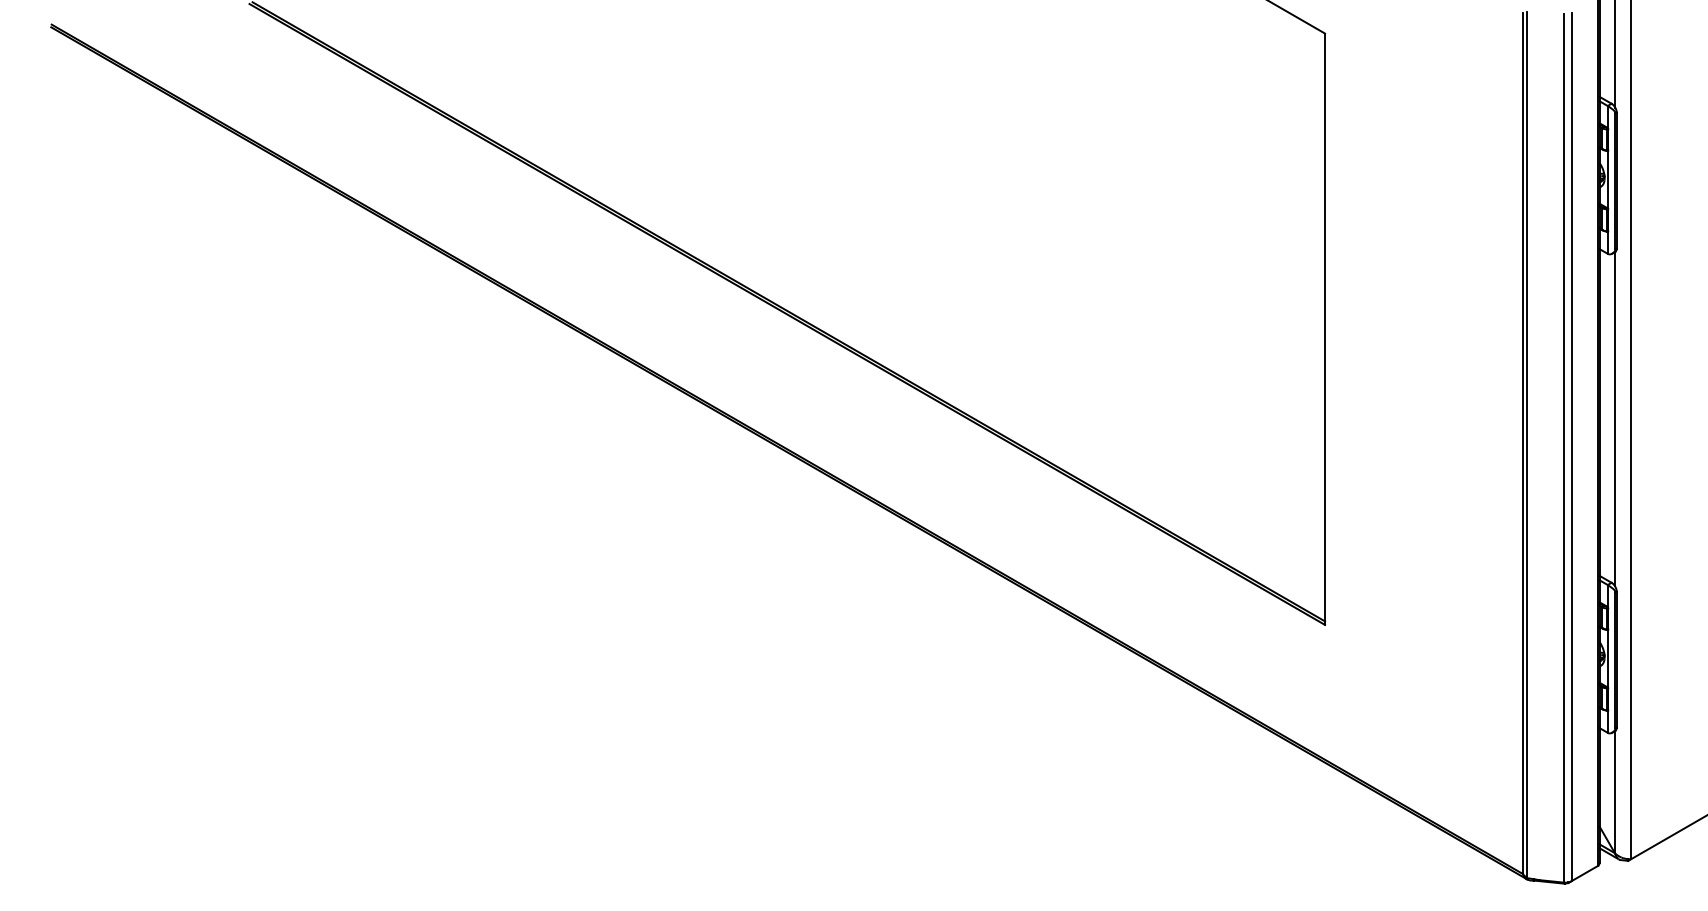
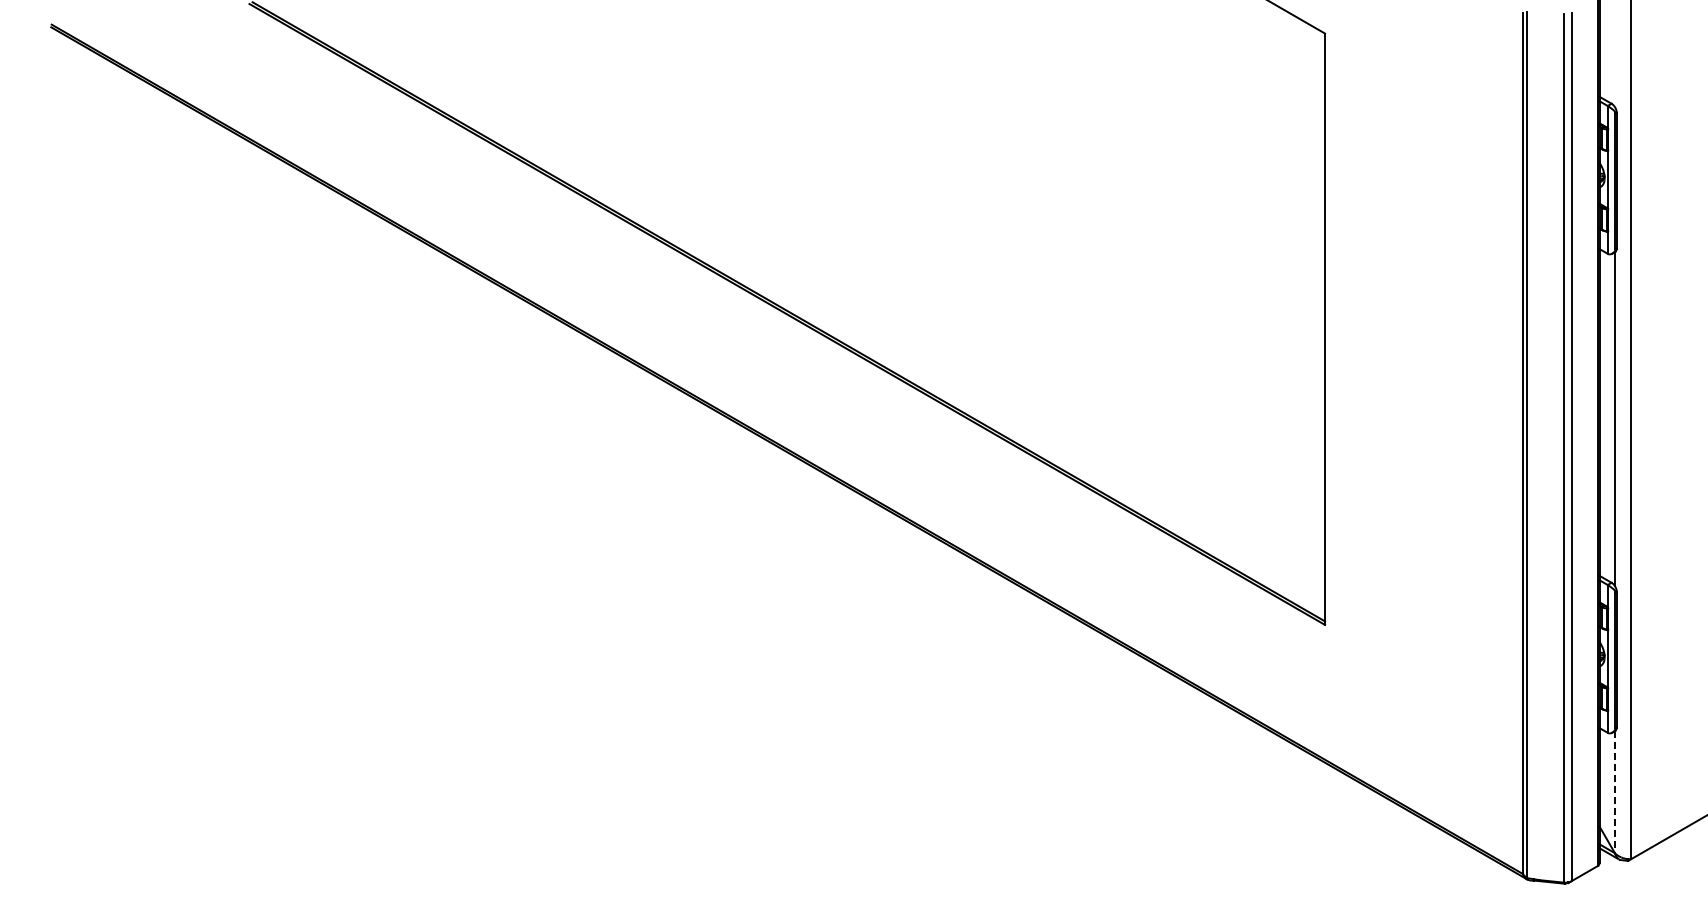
line: present -> none (1614, 54)
line: solid -> dashed (1614, 792)
